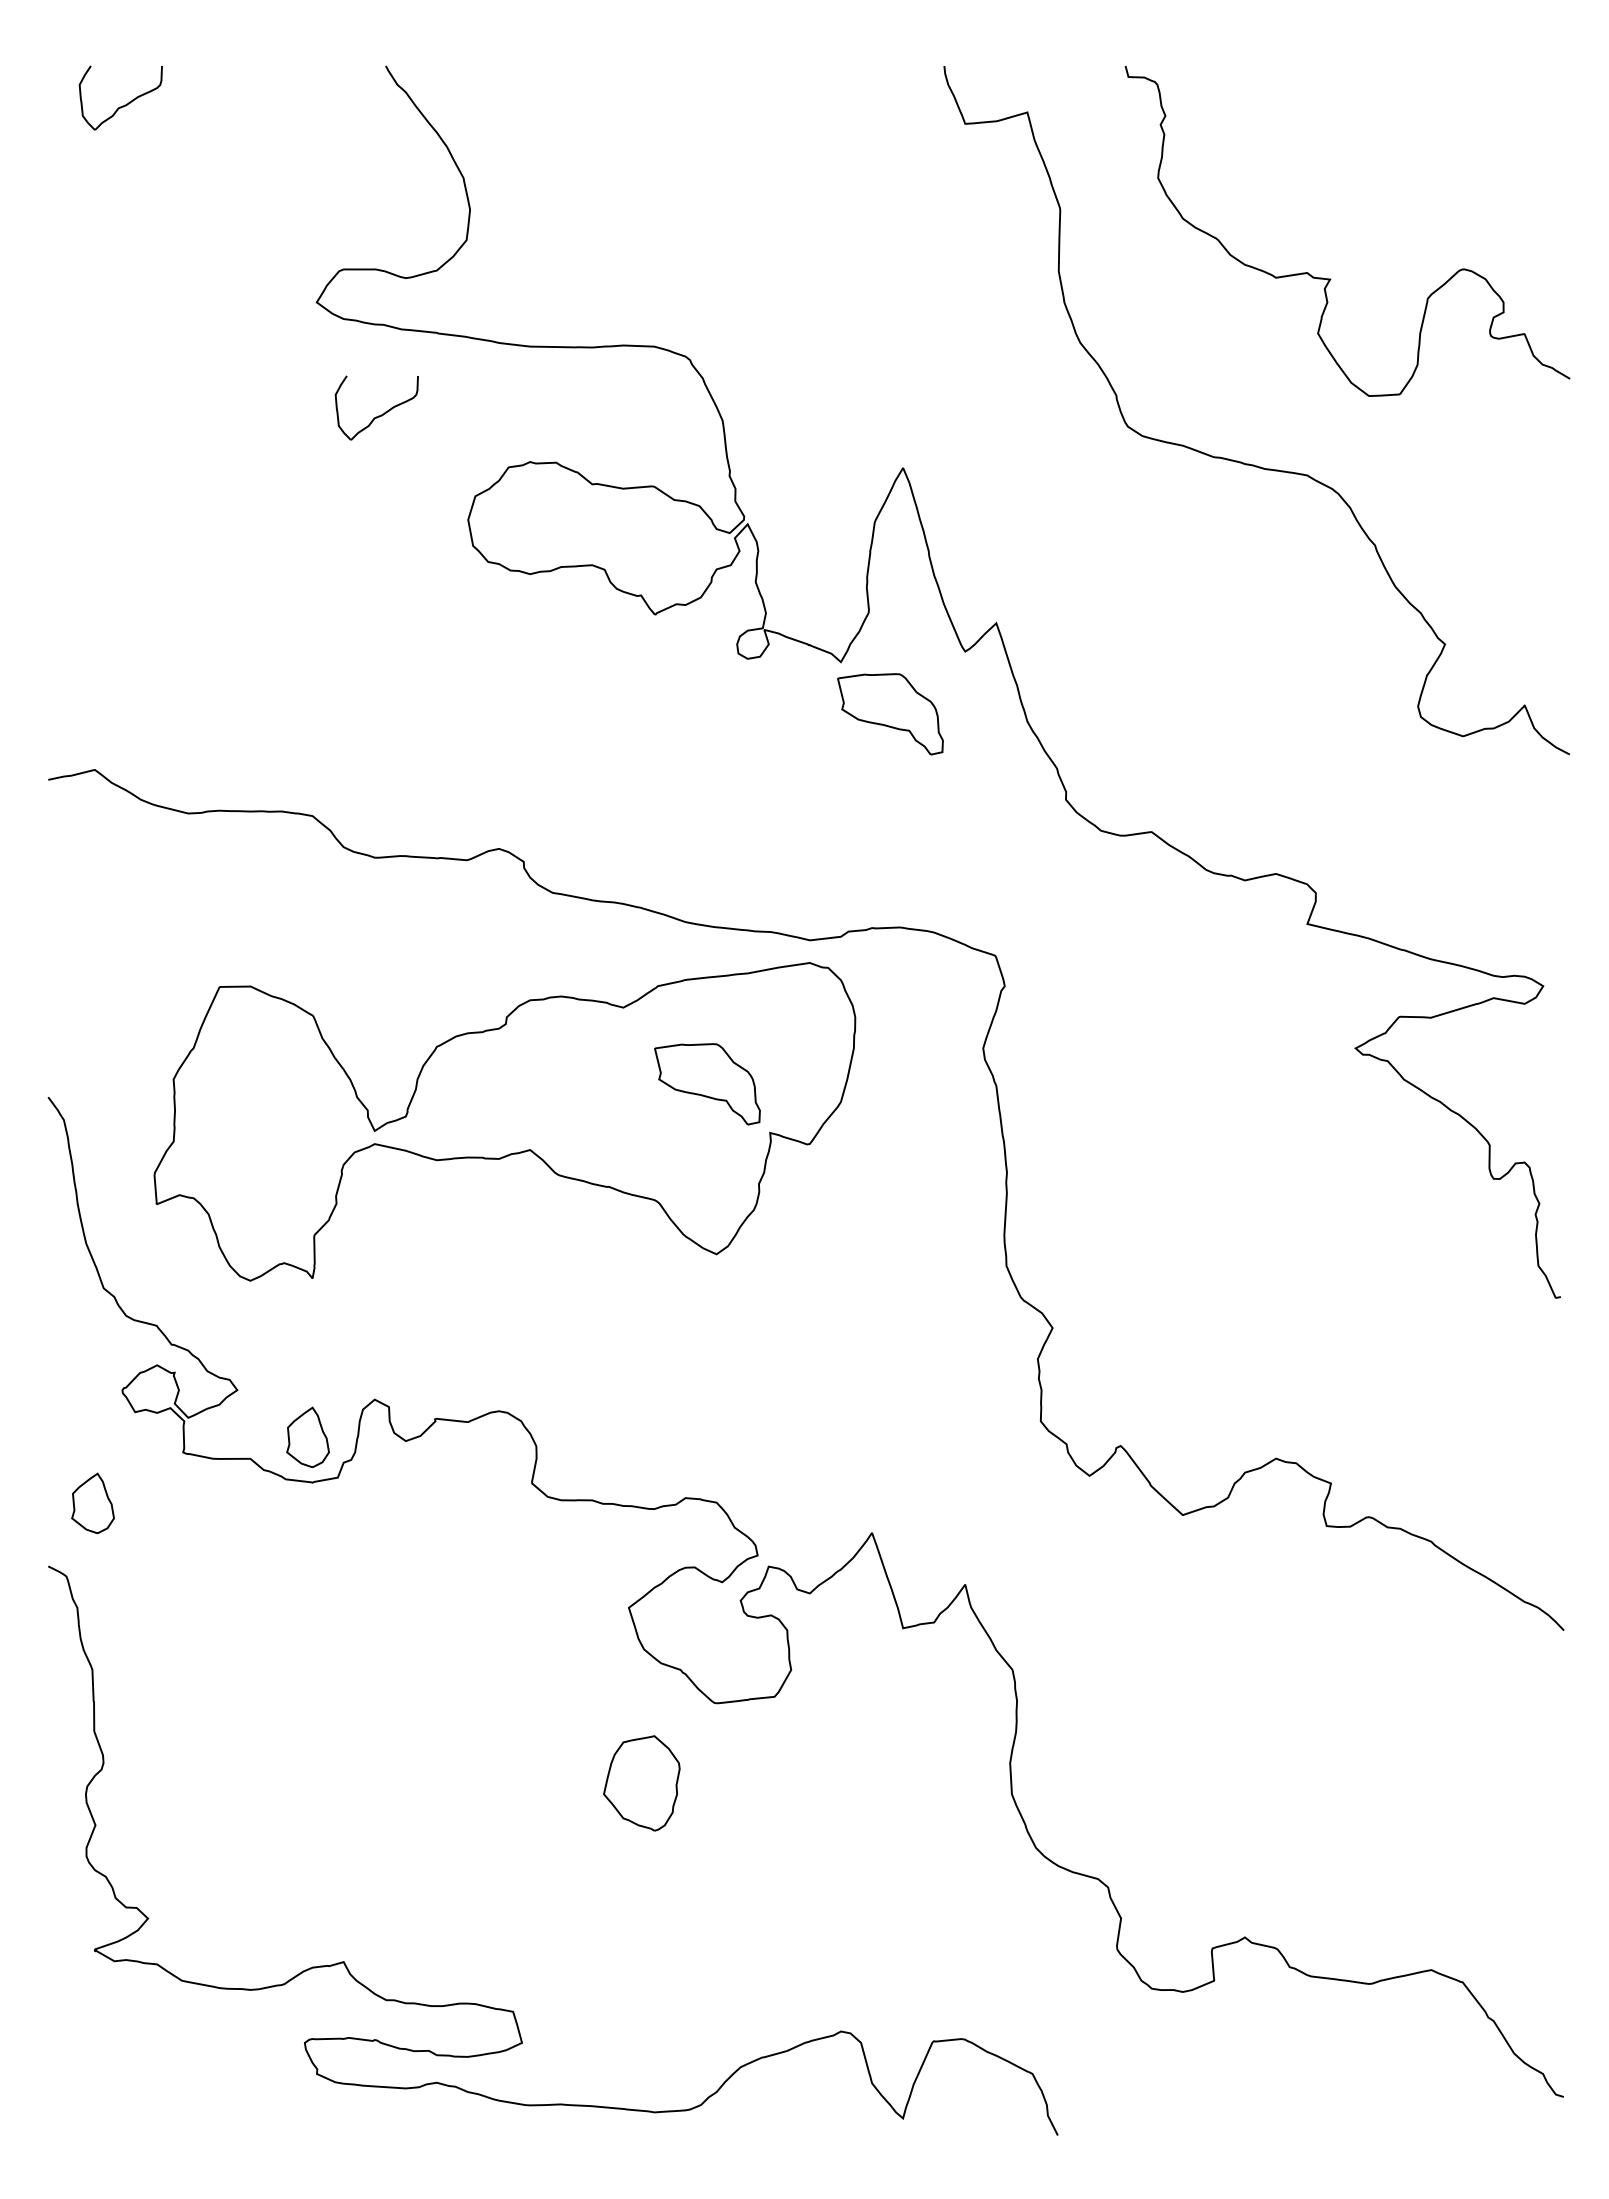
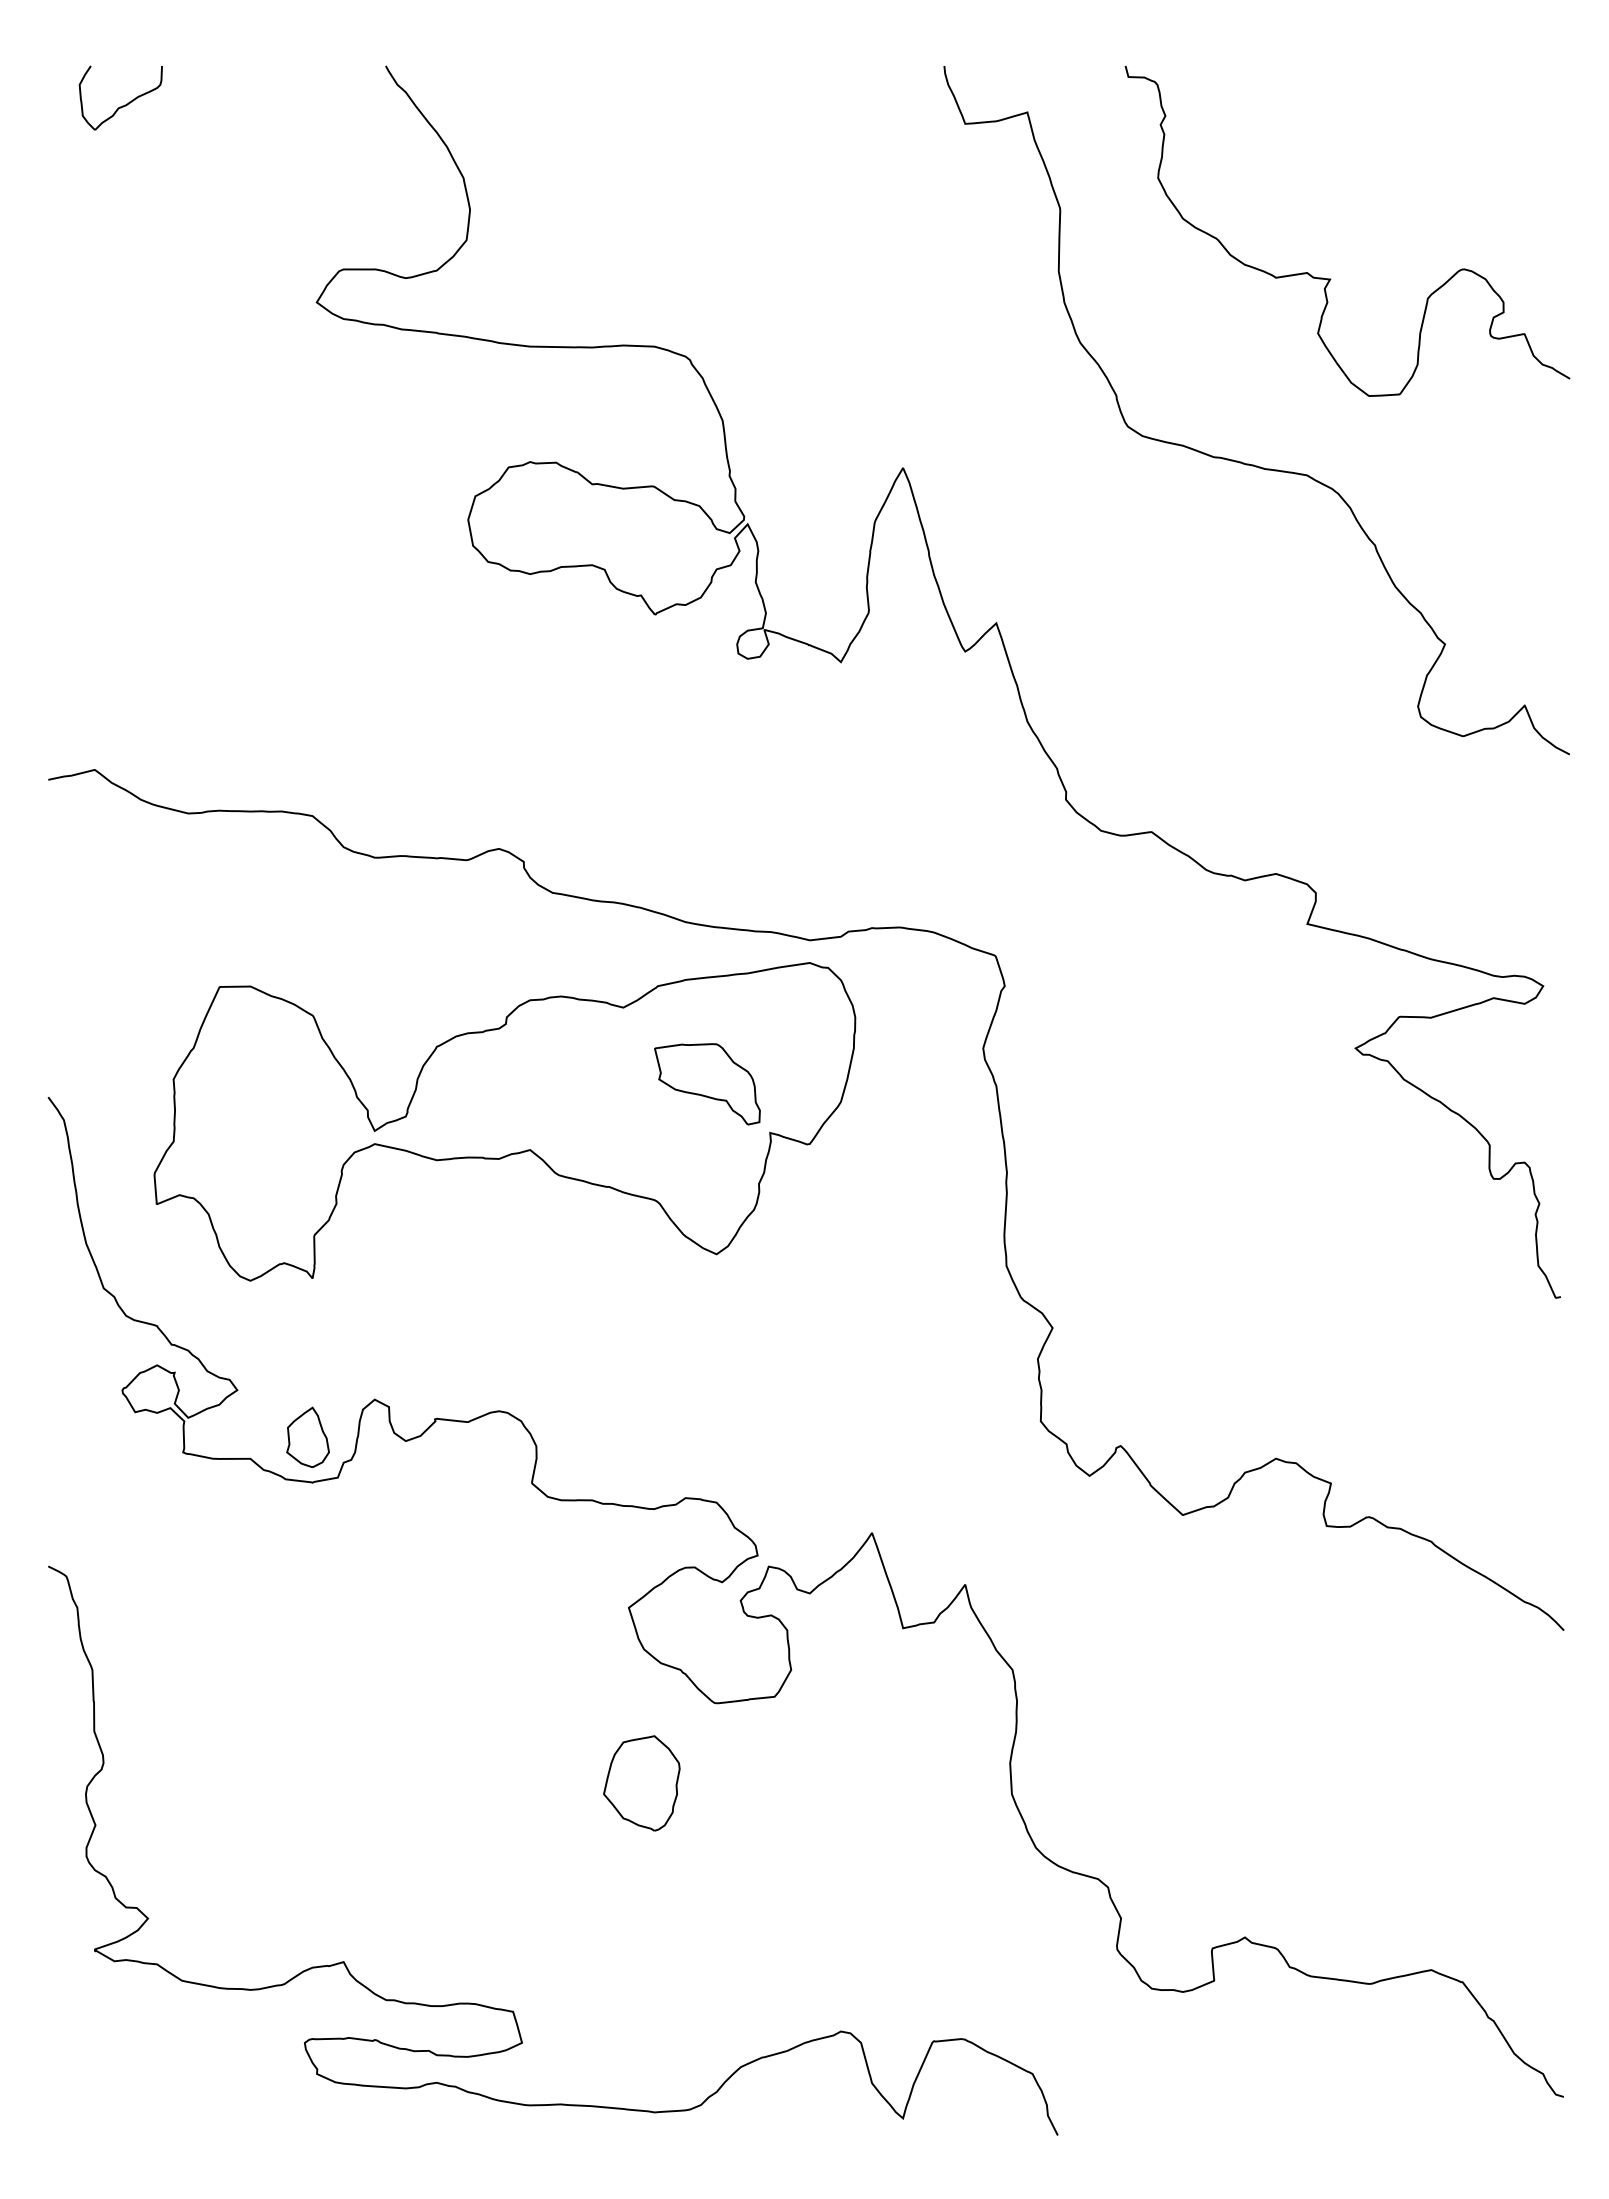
part: present -> none (378, 415)
part: present -> none (890, 714)
part: present -> none (92, 1502)
